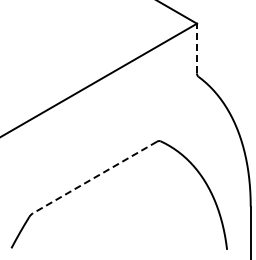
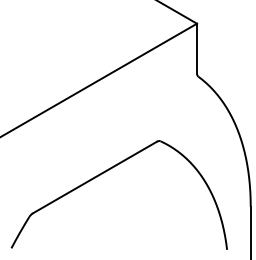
line: dashed -> solid (197, 48)
line: dashed -> solid (94, 177)
